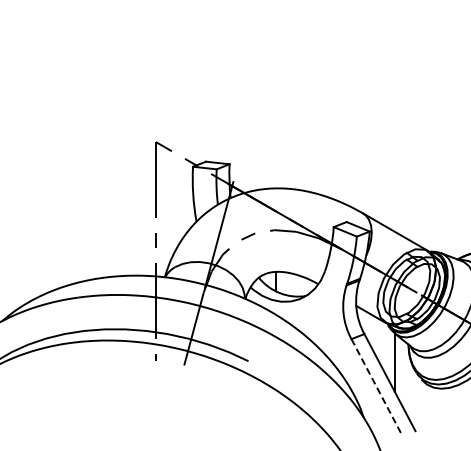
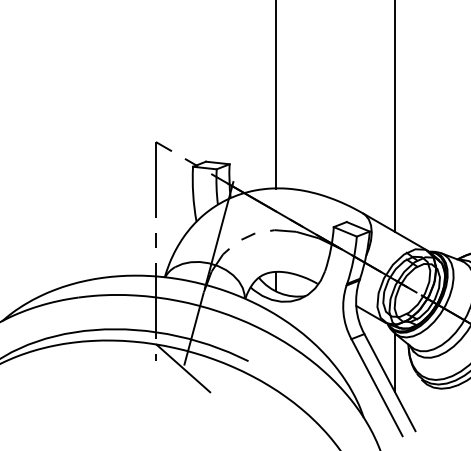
line: none -> present (275, 95)
line: none -> present (394, 116)
line: none -> present (182, 368)
line: dashed -> solid (377, 387)
